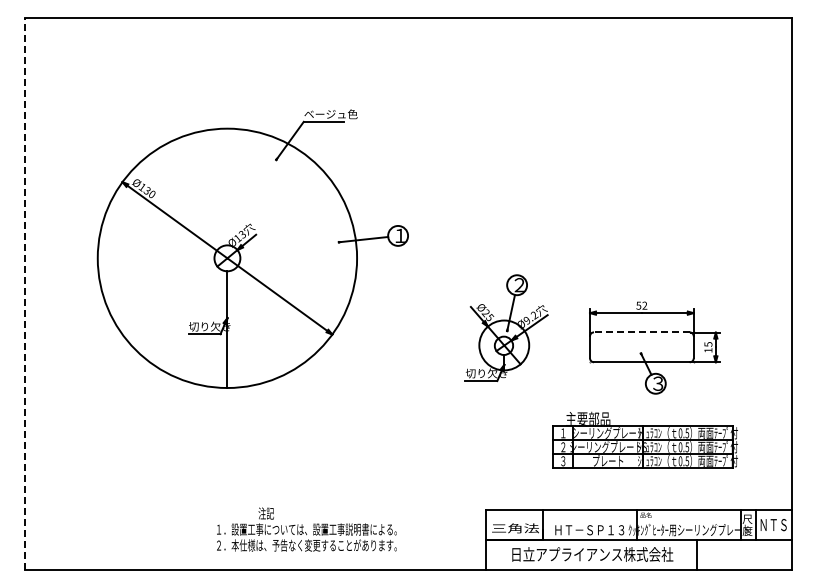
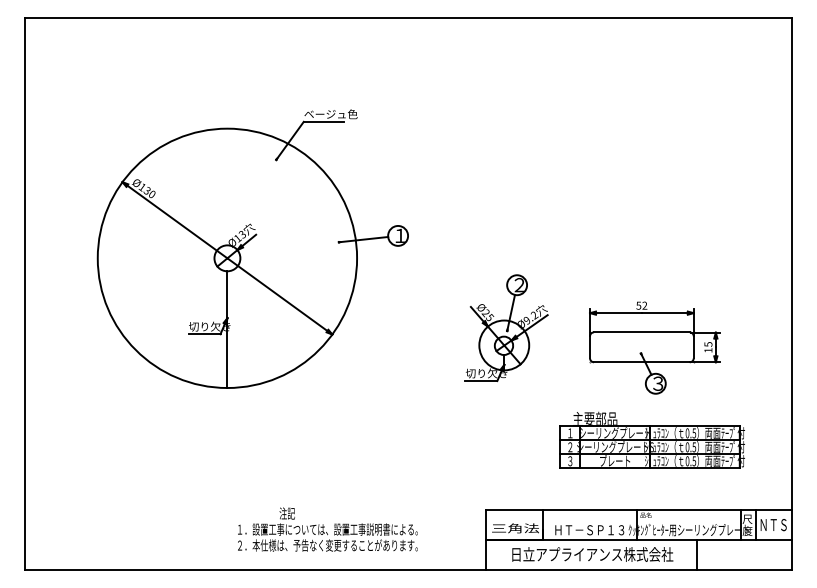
line: dashed -> solid (24, 293)
line: dashed -> solid (641, 332)
part position: (644, 439) -> (651, 439) (651, 439)
text position: (306, 529) -> (327, 529) (327, 529)
